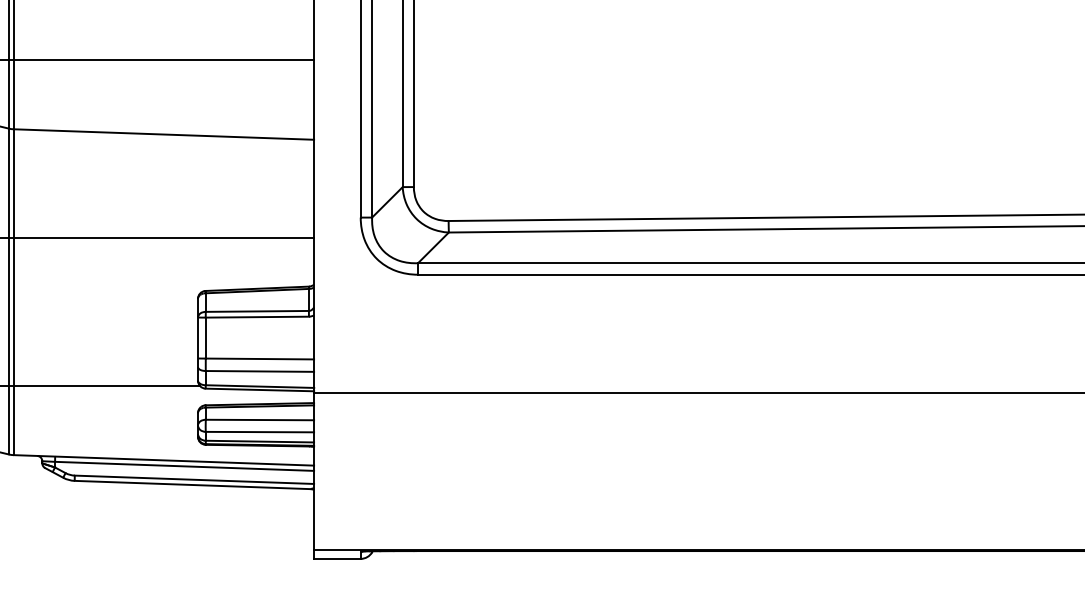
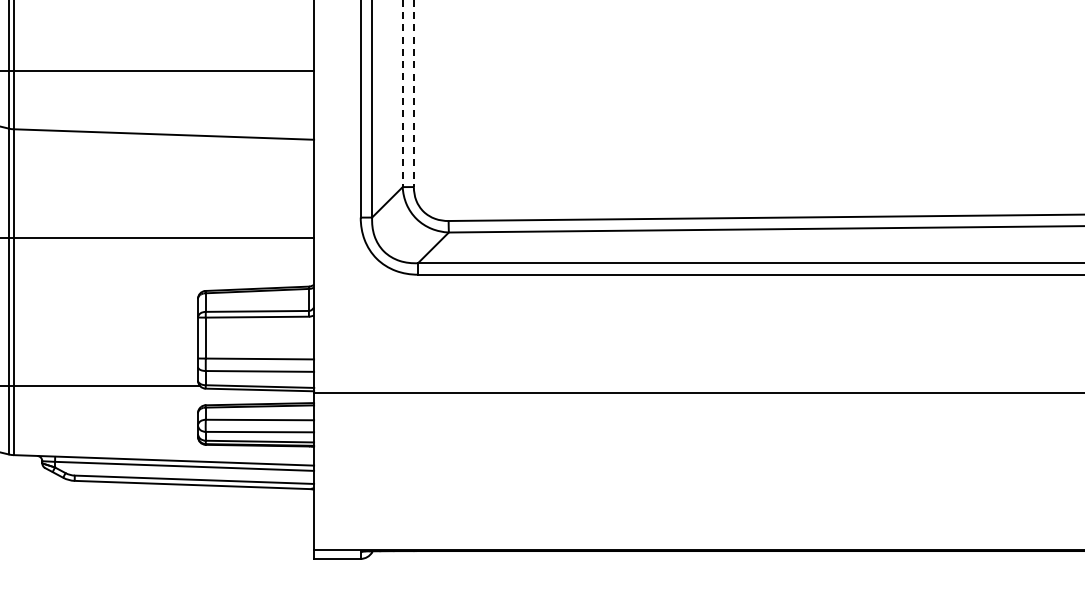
line position: (158, 60) -> (158, 71) (158, 71)
line: solid -> dashed (402, 94)
line: solid -> dashed (413, 94)
